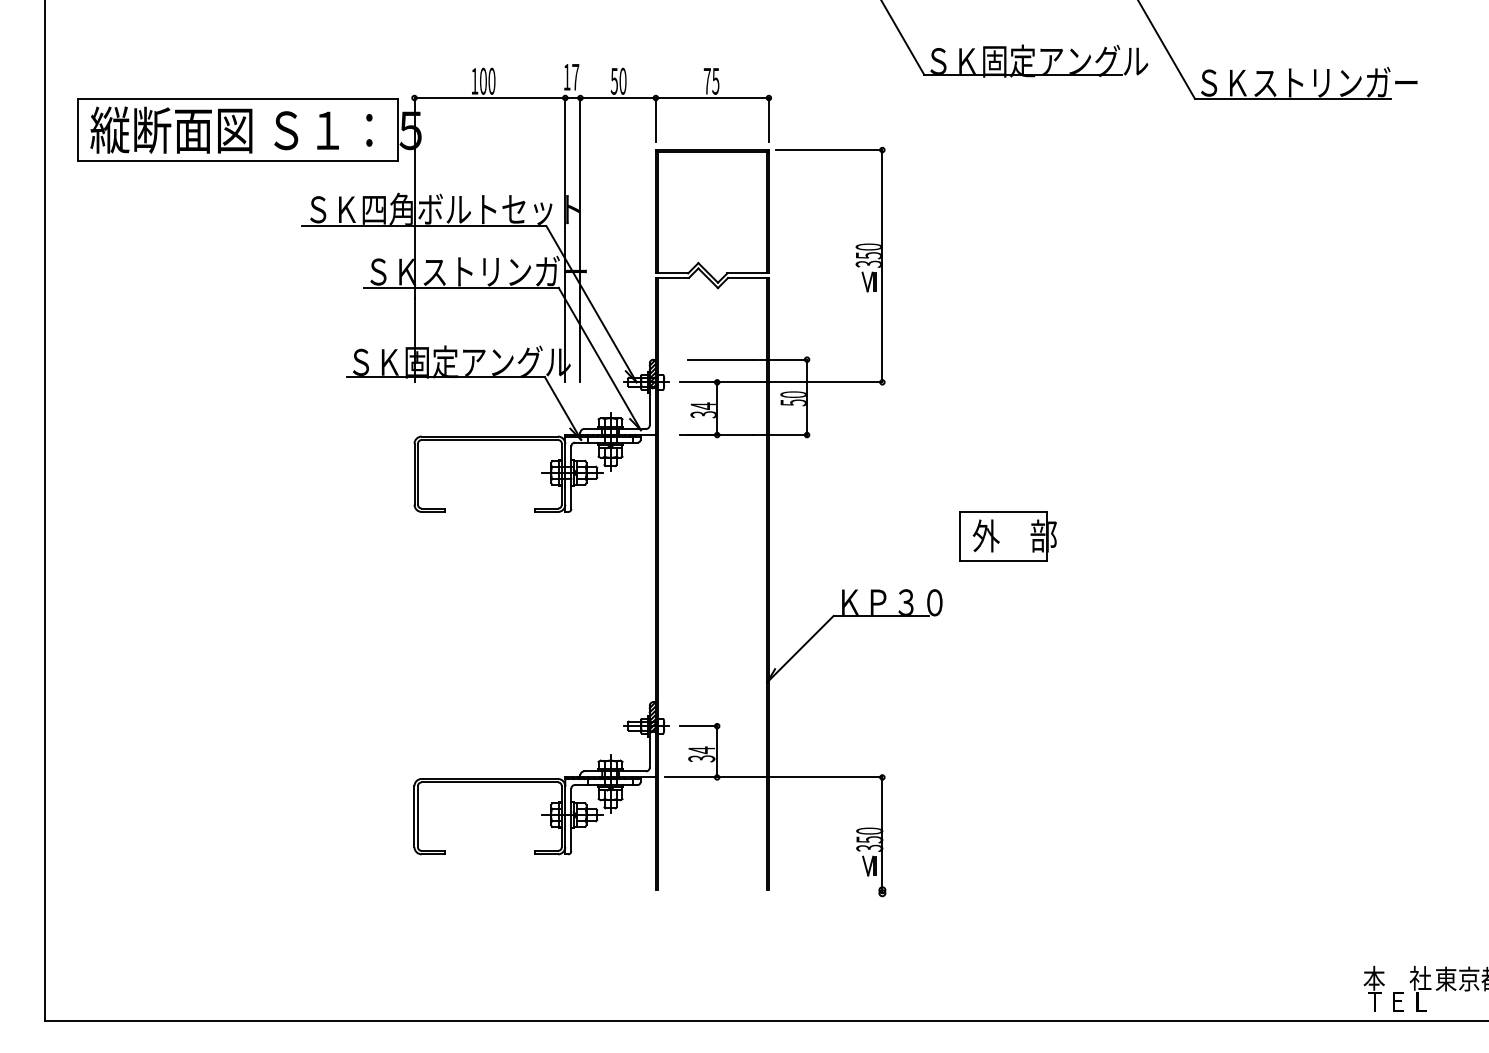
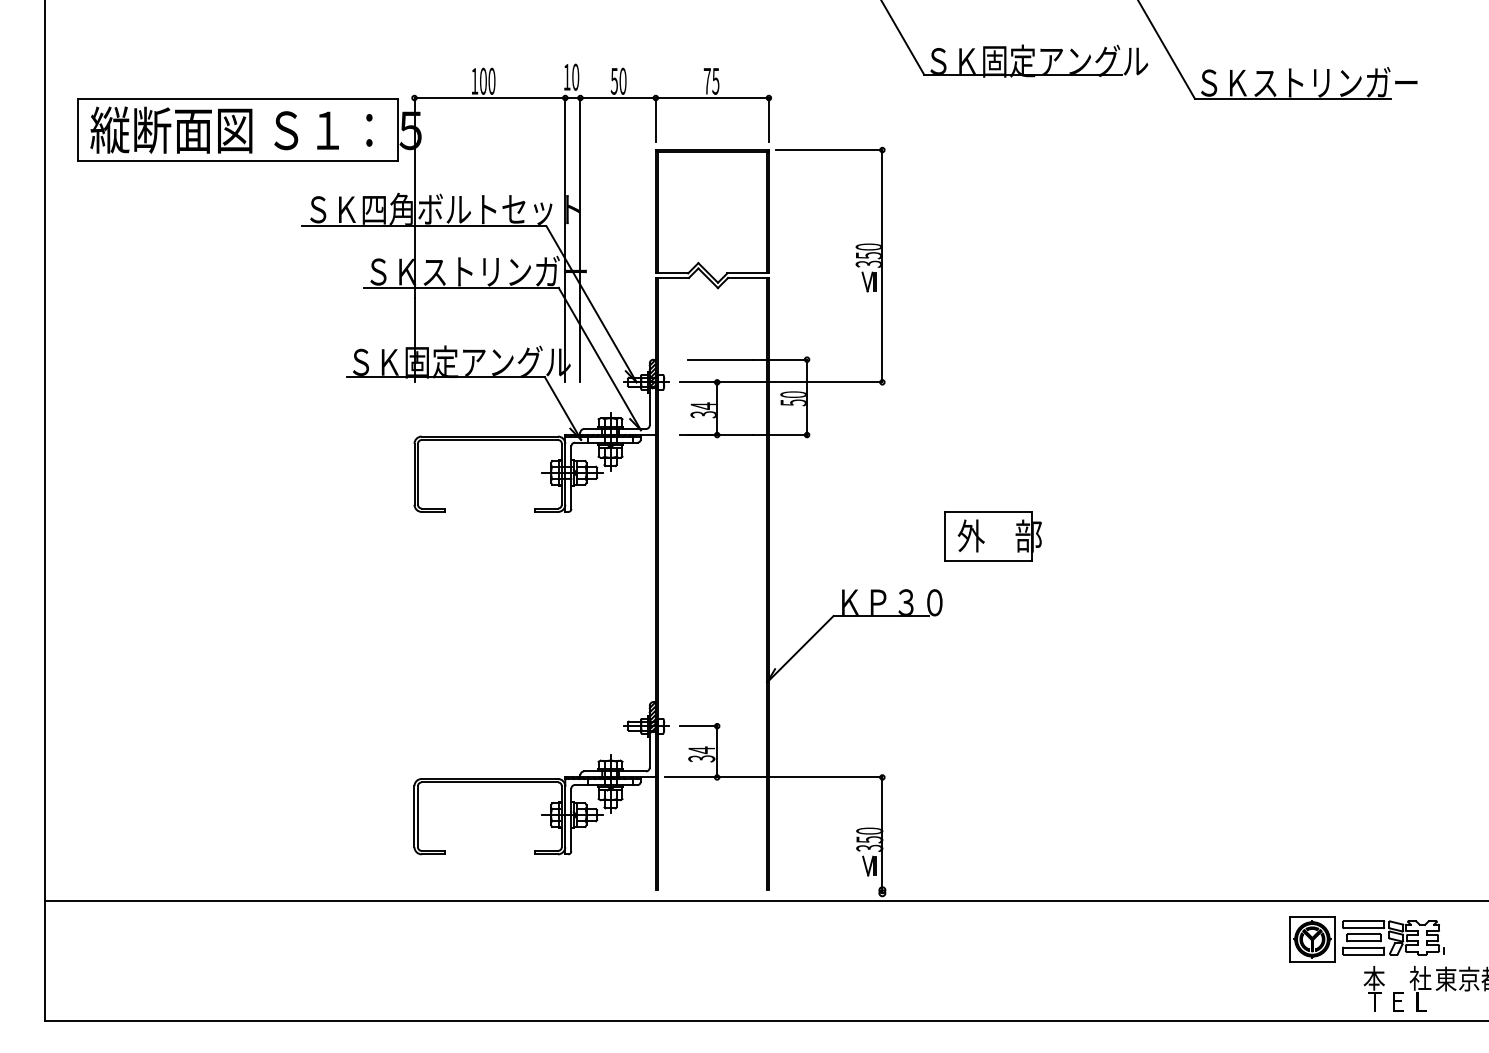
text: 17 -> 10 (575, 76)
part position: (1007, 536) -> (992, 536) (992, 536)
line: none -> present (764, 901)
part: none -> present (1366, 939)
